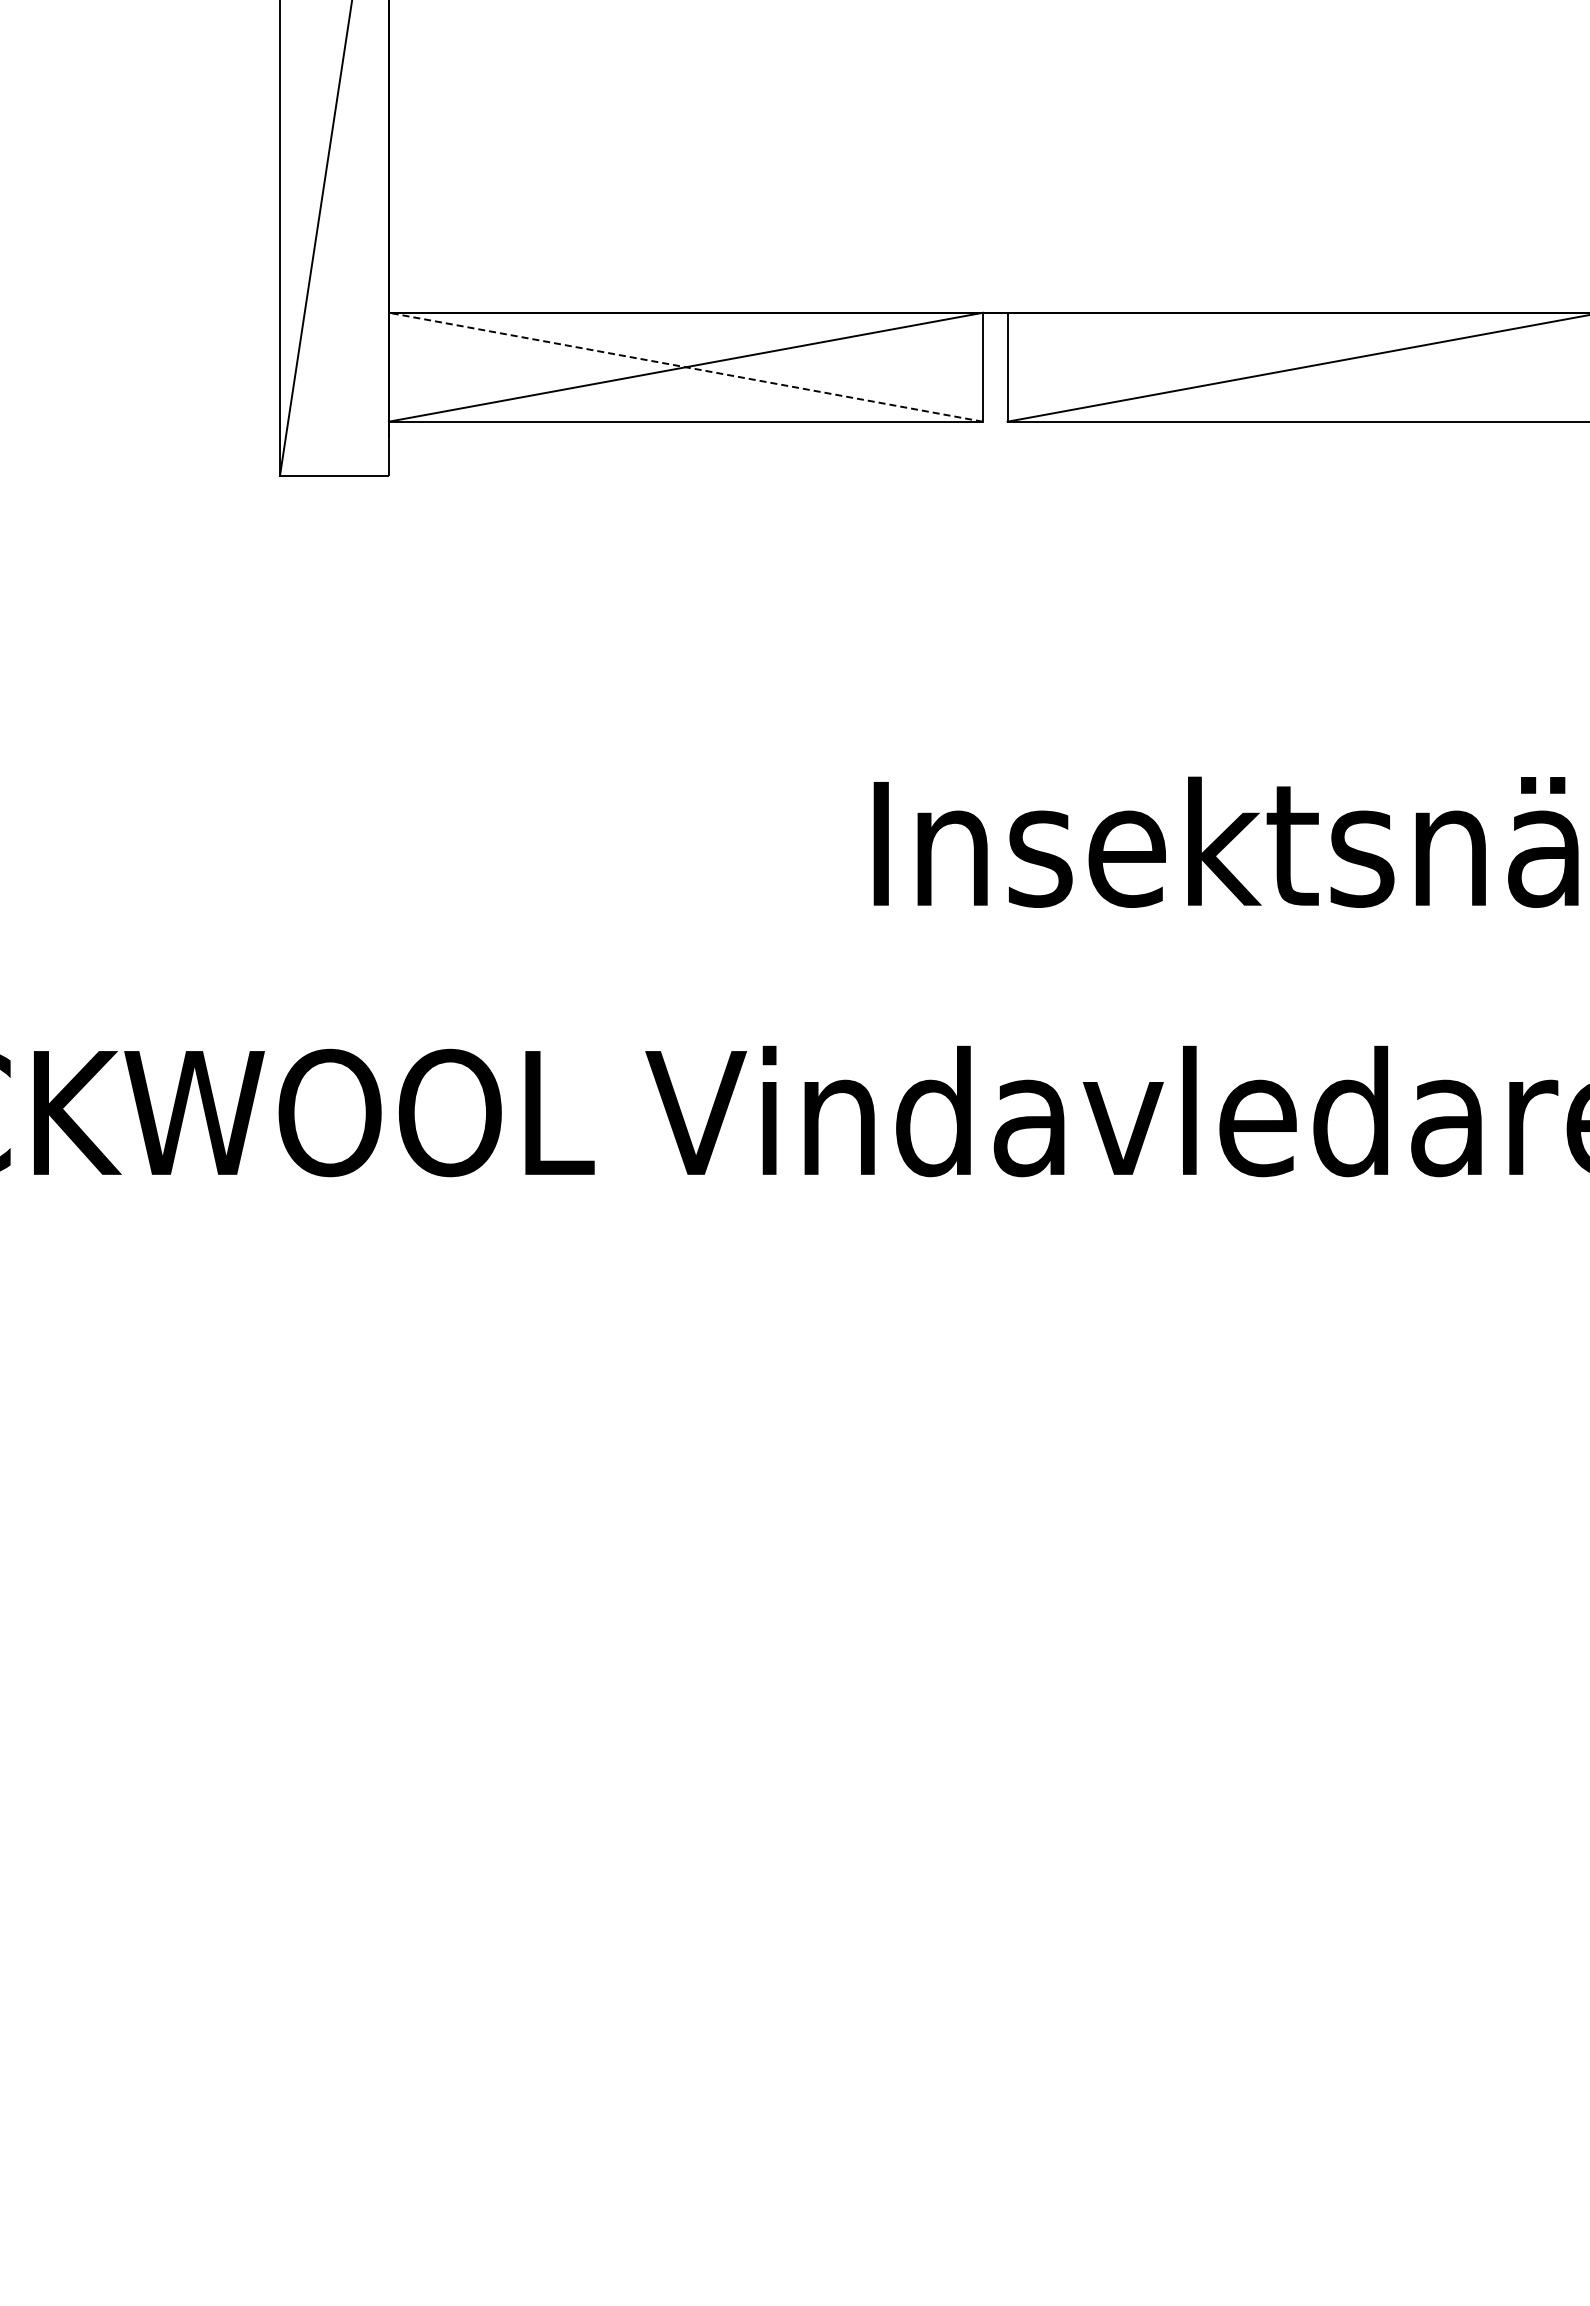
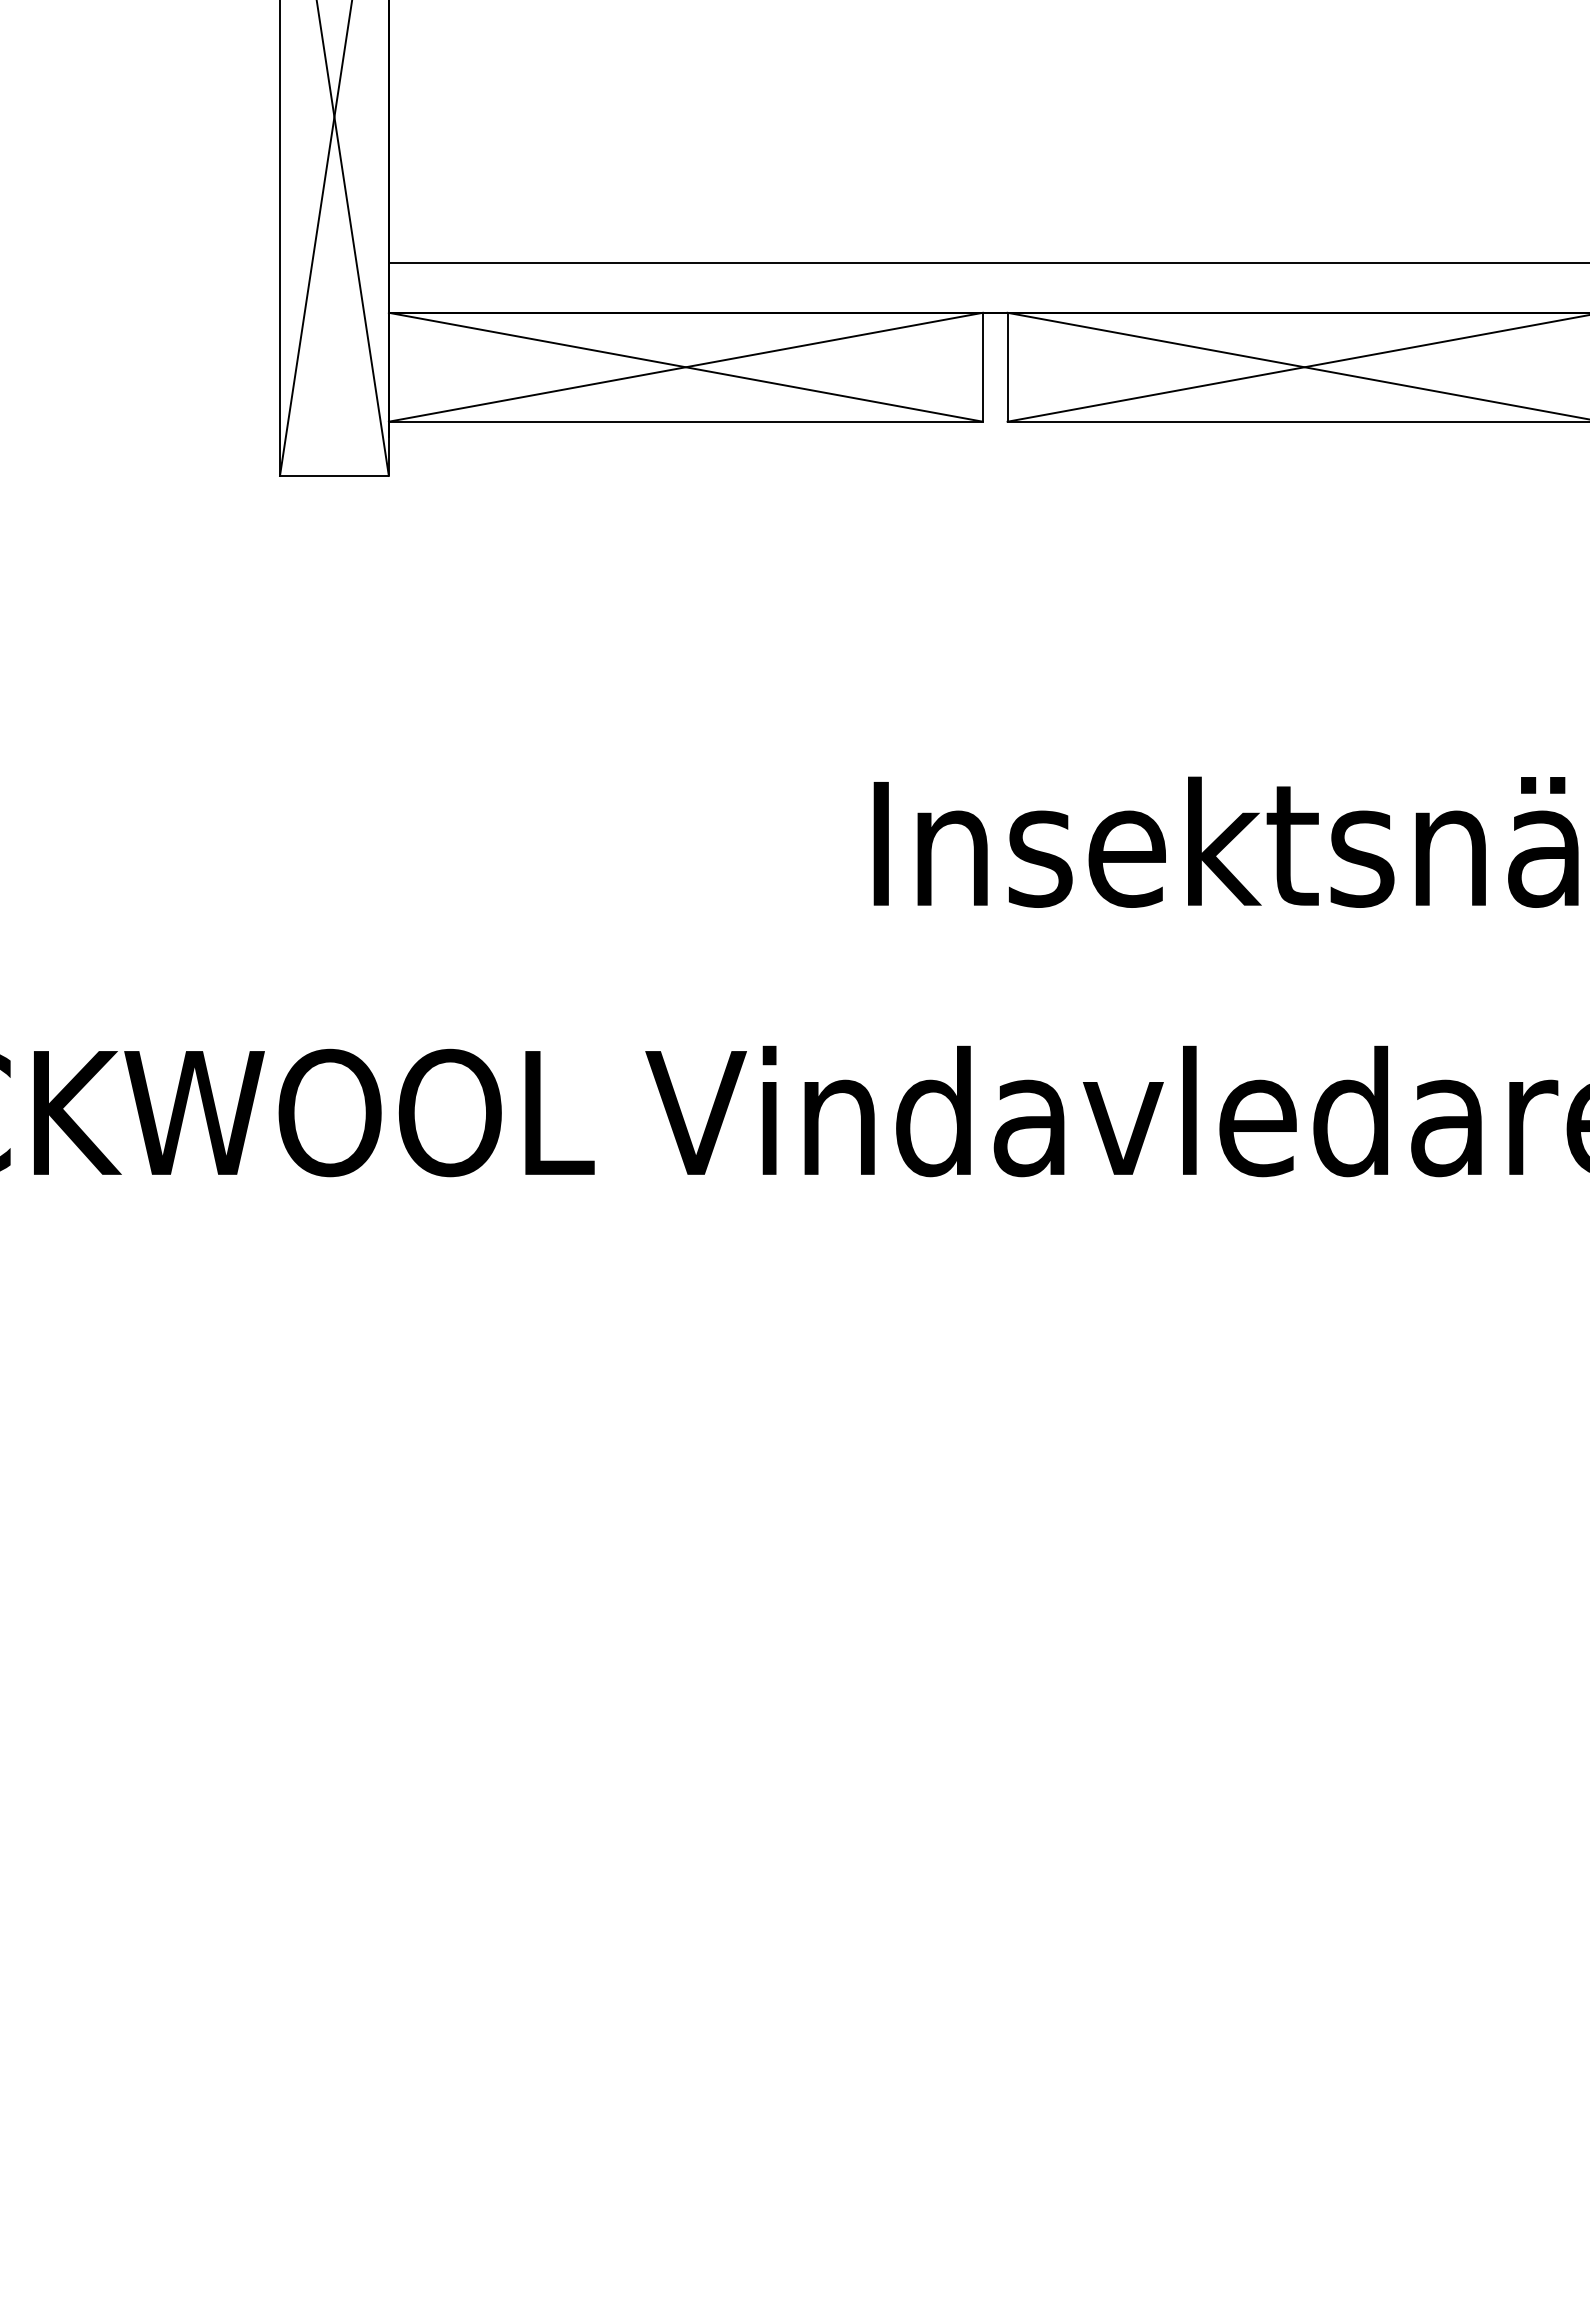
line: none -> present (352, 238)
line: none -> present (987, 263)
line: none -> present (1296, 365)
line: dashed -> solid (685, 367)
